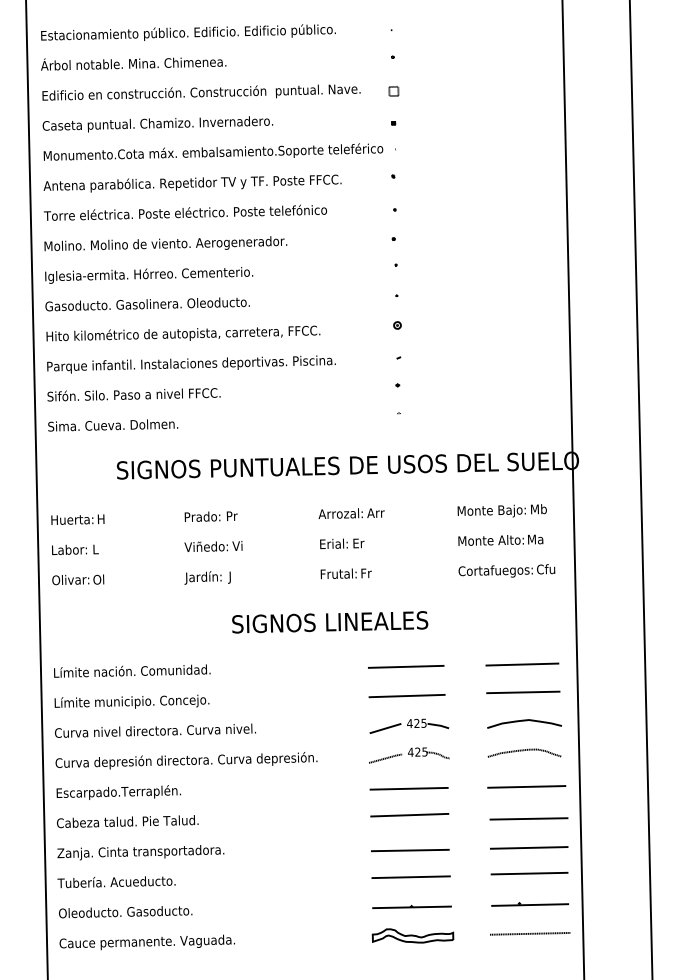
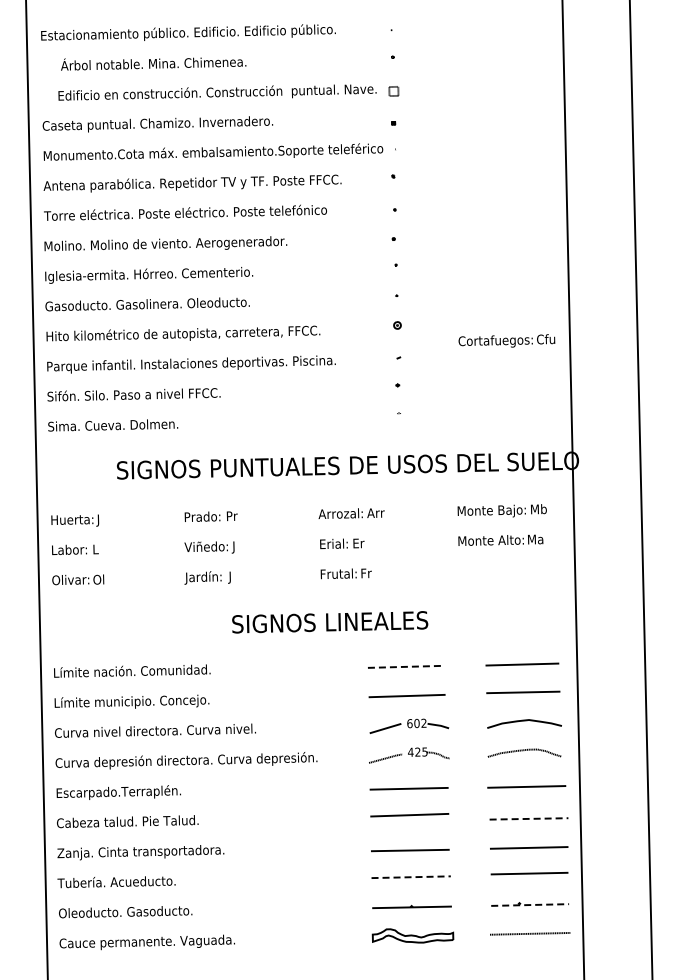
text position: (133, 63) -> (153, 63) (153, 63)
text position: (201, 92) -> (217, 92) (217, 92)
text: H -> J (100, 520)
text: Vi -> J (236, 547)
text position: (506, 570) -> (506, 340) (506, 340)
line: solid -> dashed (406, 666)
text: 425 -> 602 (416, 723)
line: solid -> dashed (529, 818)
line: solid -> dashed (411, 877)
line: solid -> dashed (530, 905)
